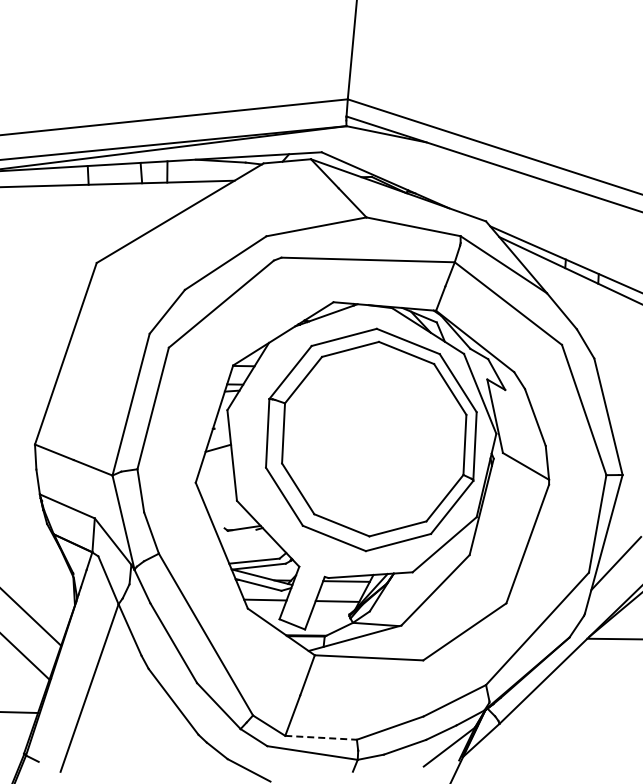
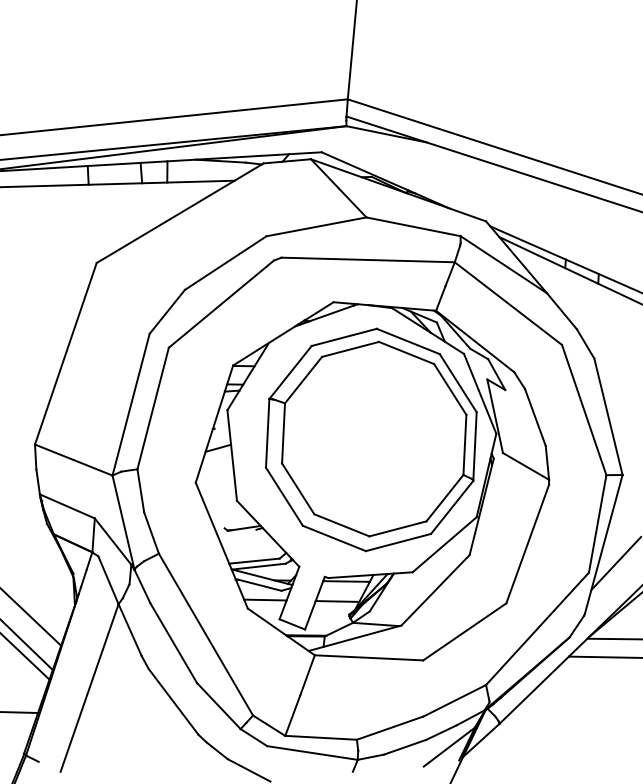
line: none -> present (27, 645)
line: none -> present (603, 656)
line: dashed -> solid (321, 737)
